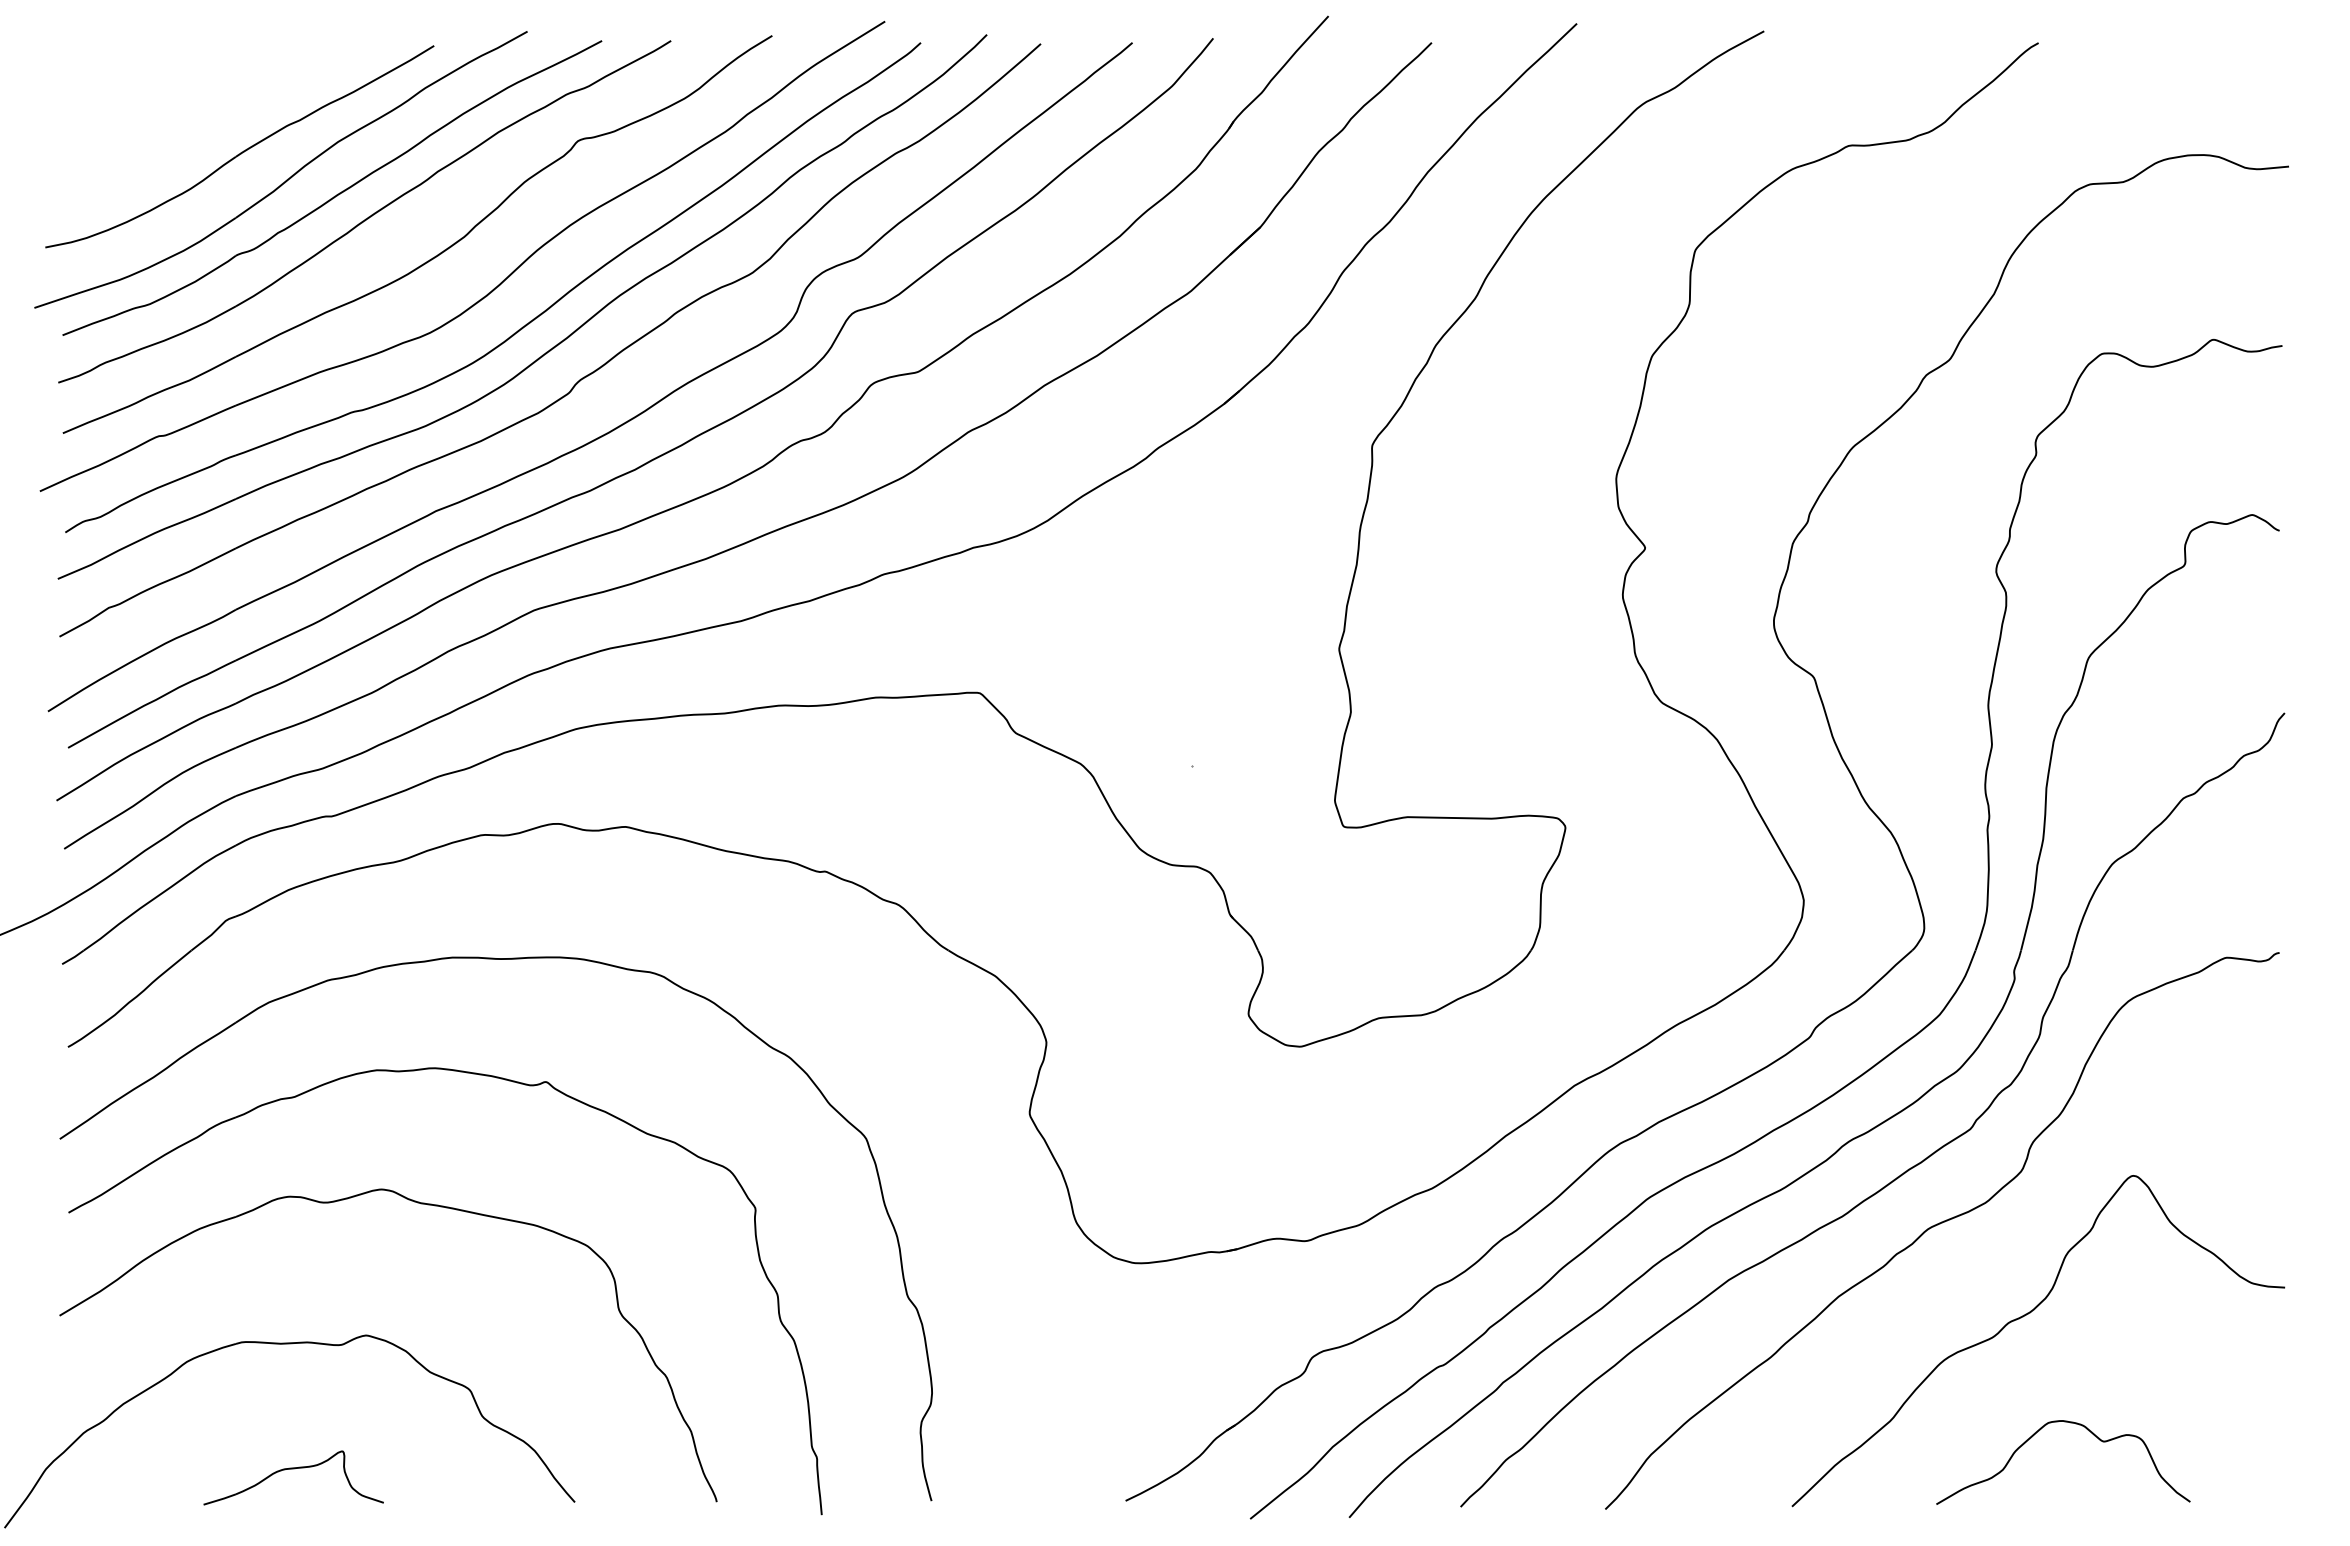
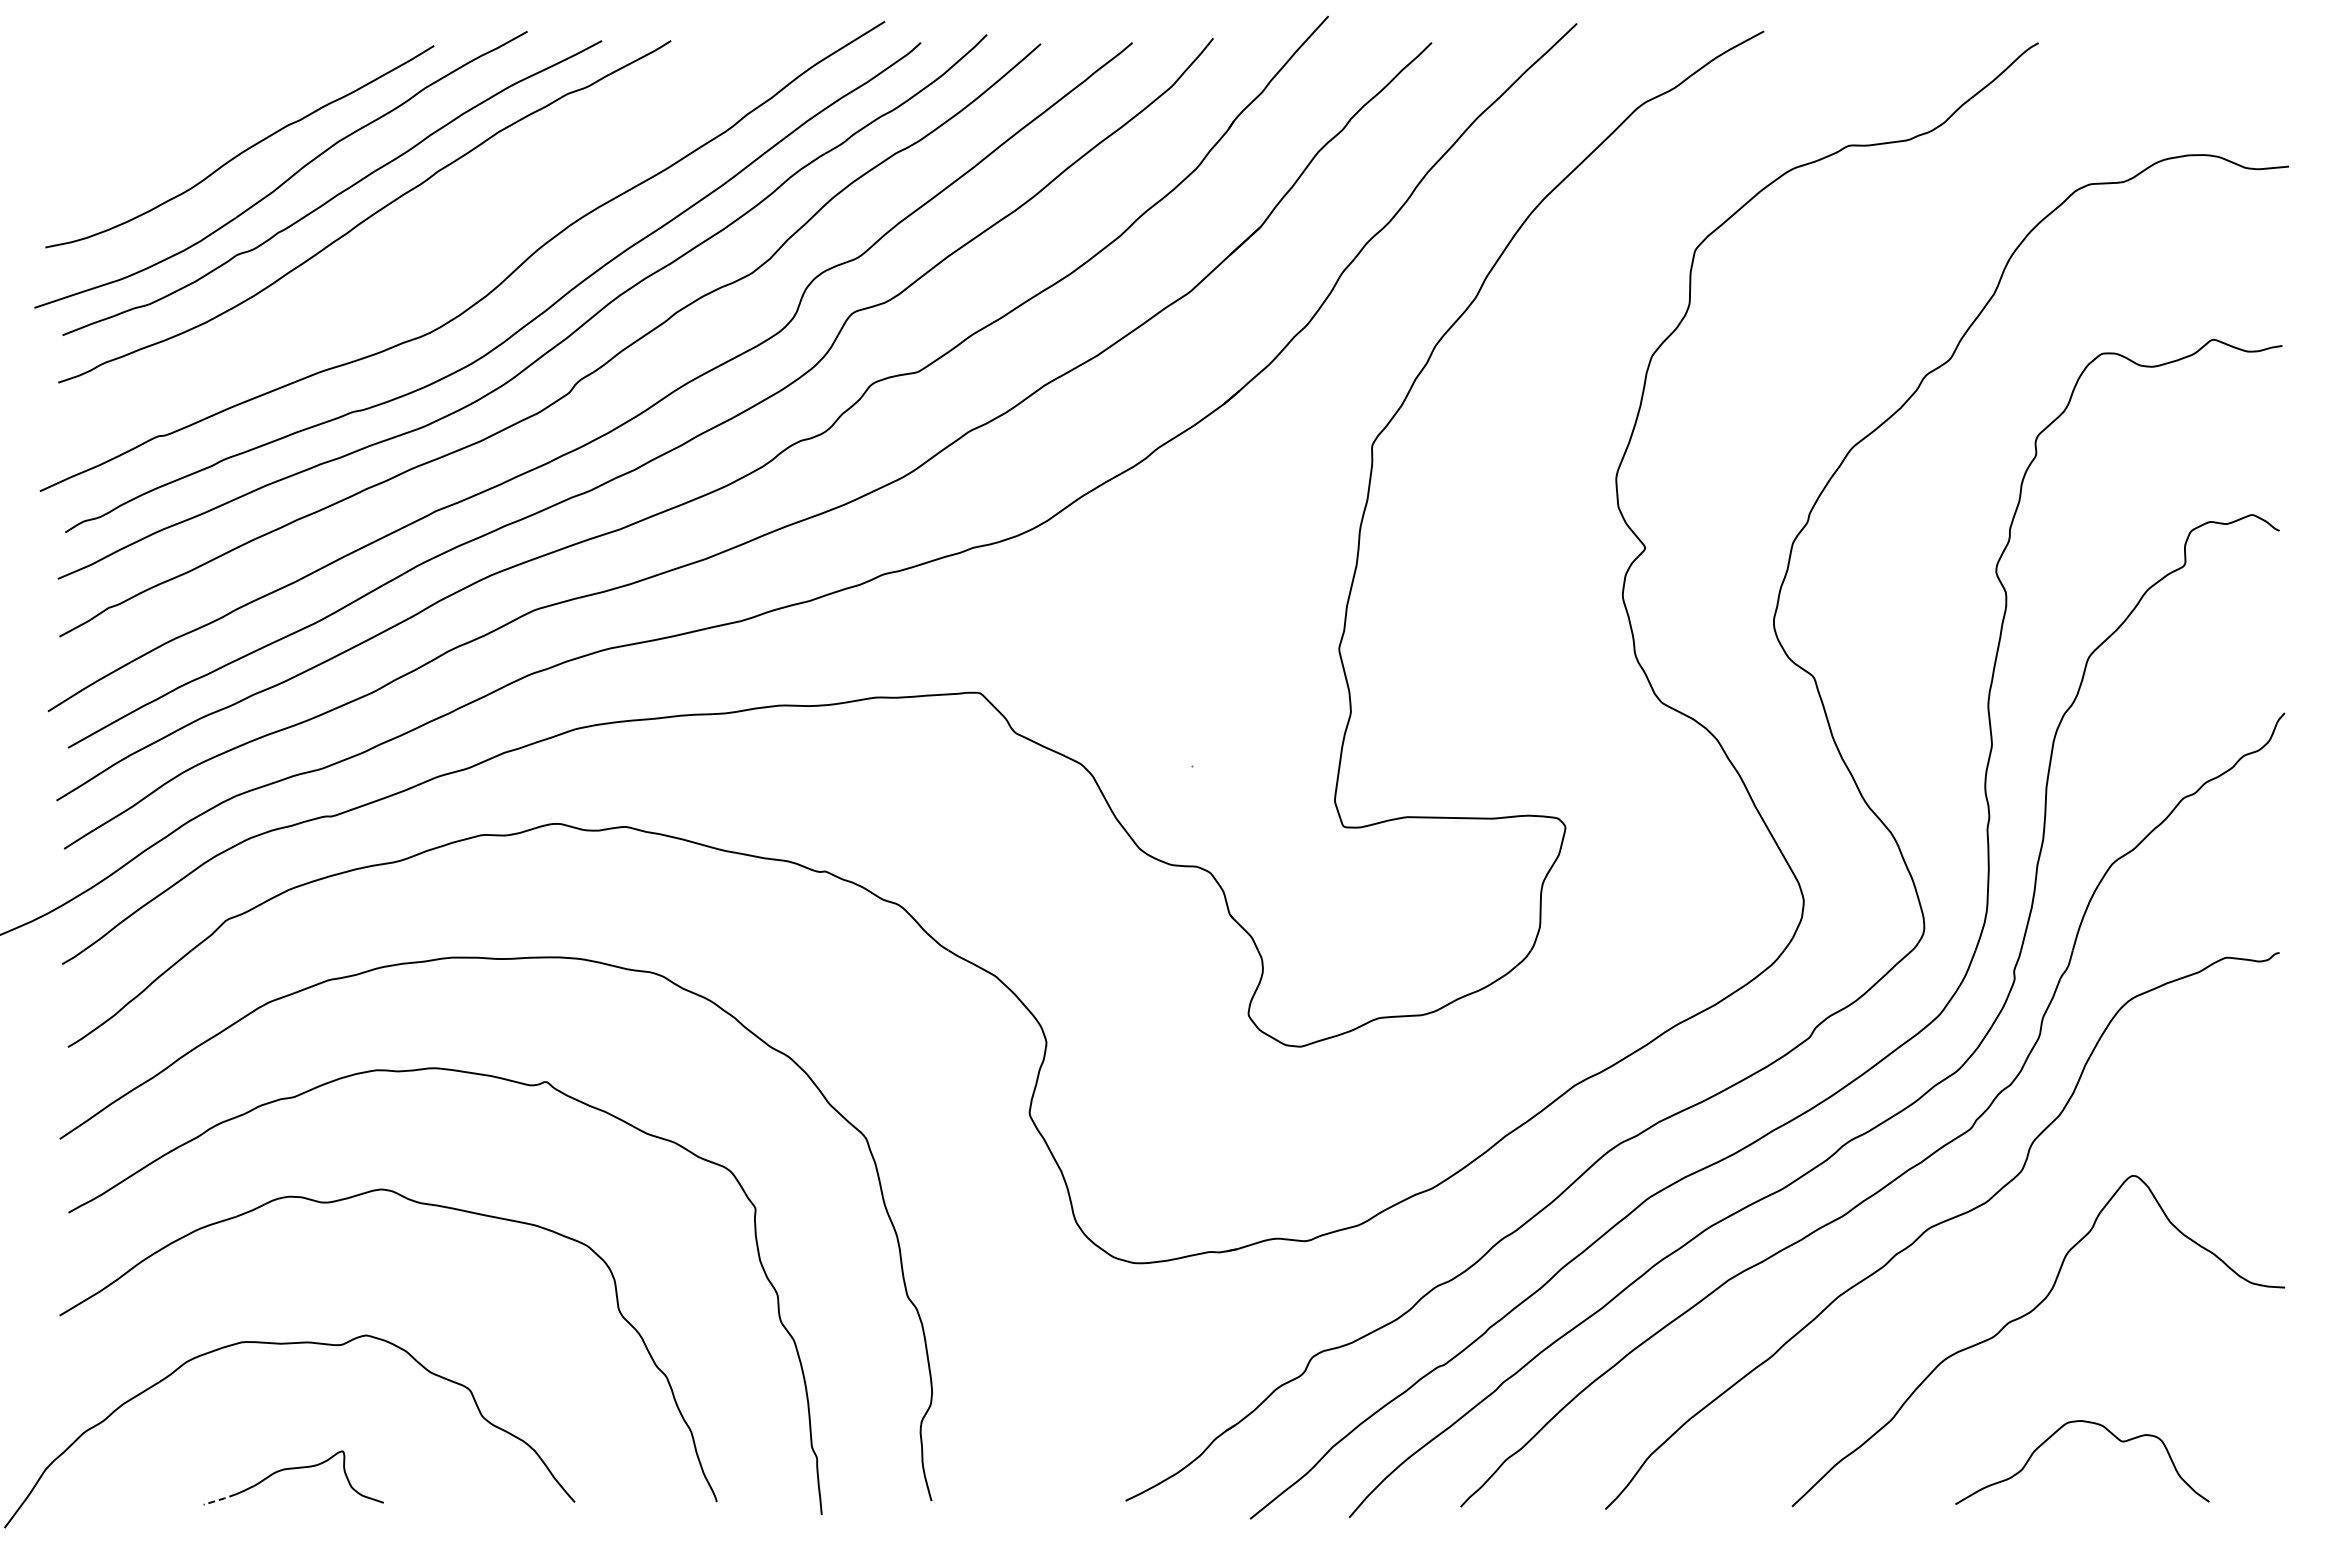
part: present -> none (432, 257)
curve position: (2039, 1431) -> (2058, 1431) (2058, 1431)
line: solid -> dashed (220, 1499)
